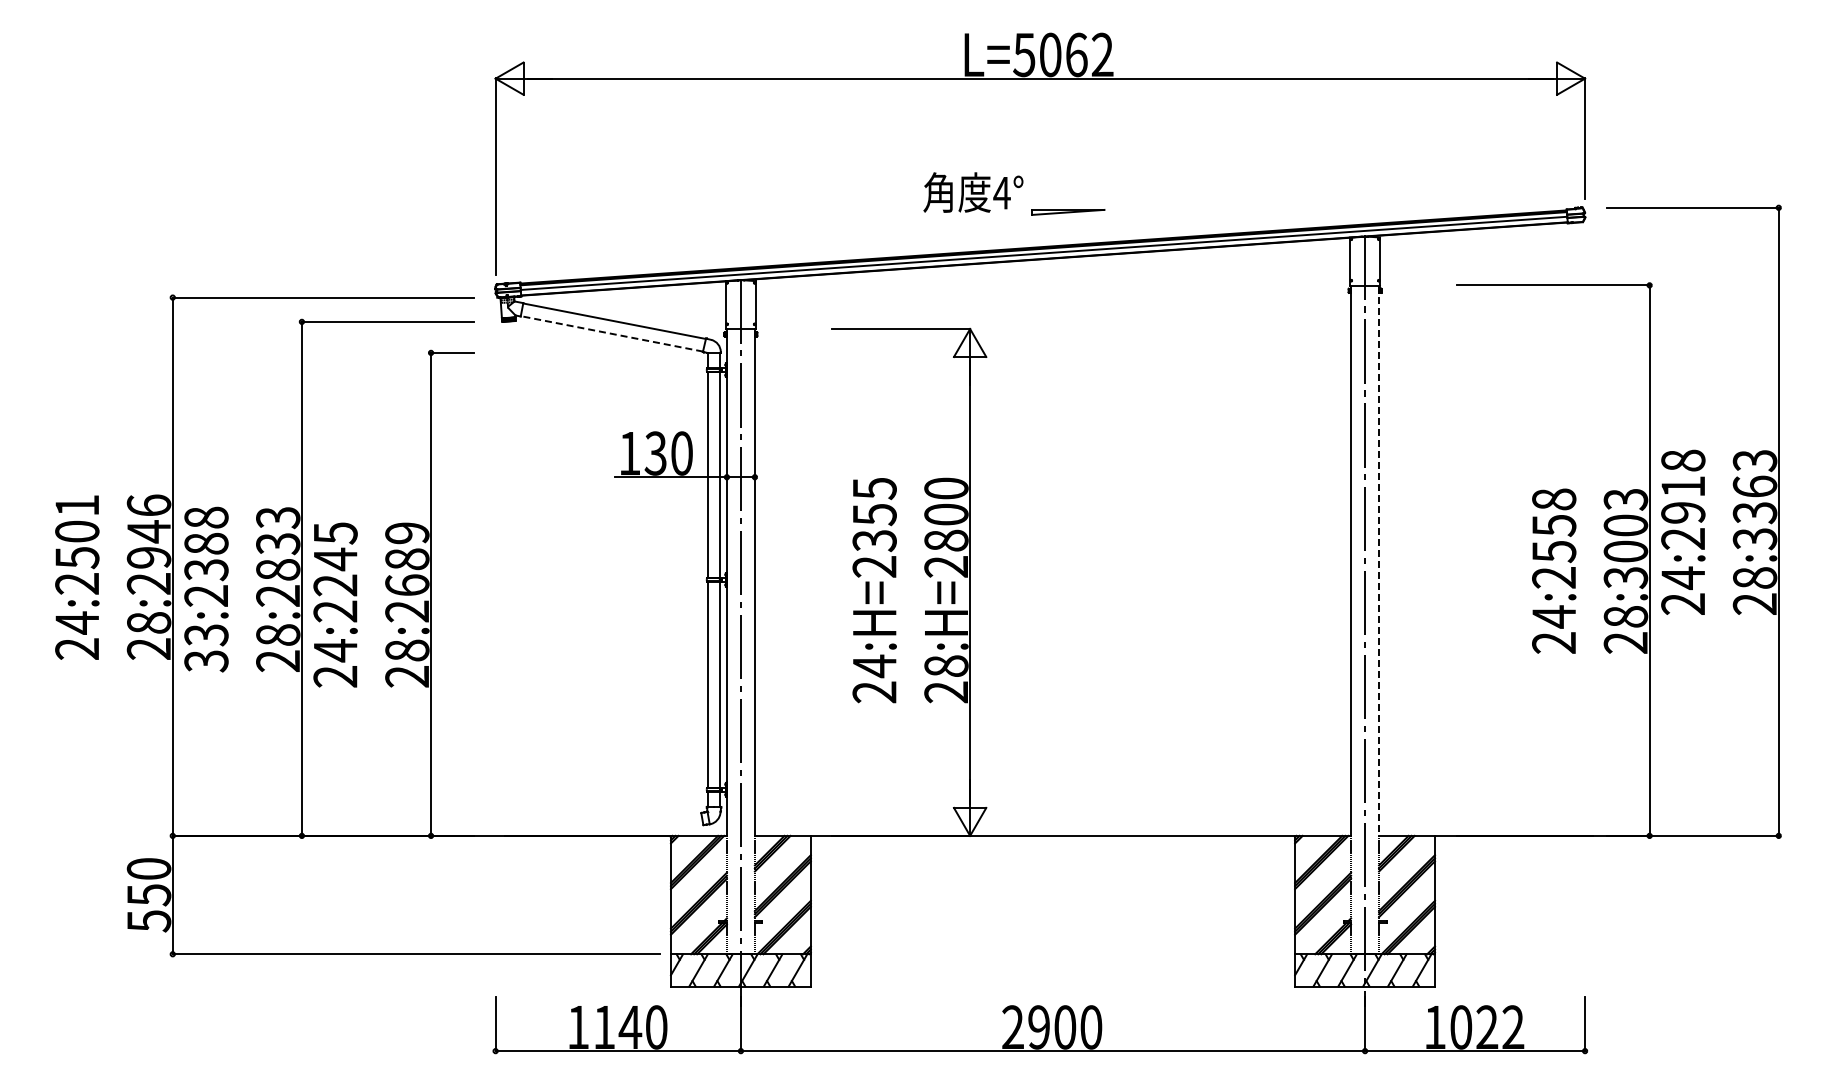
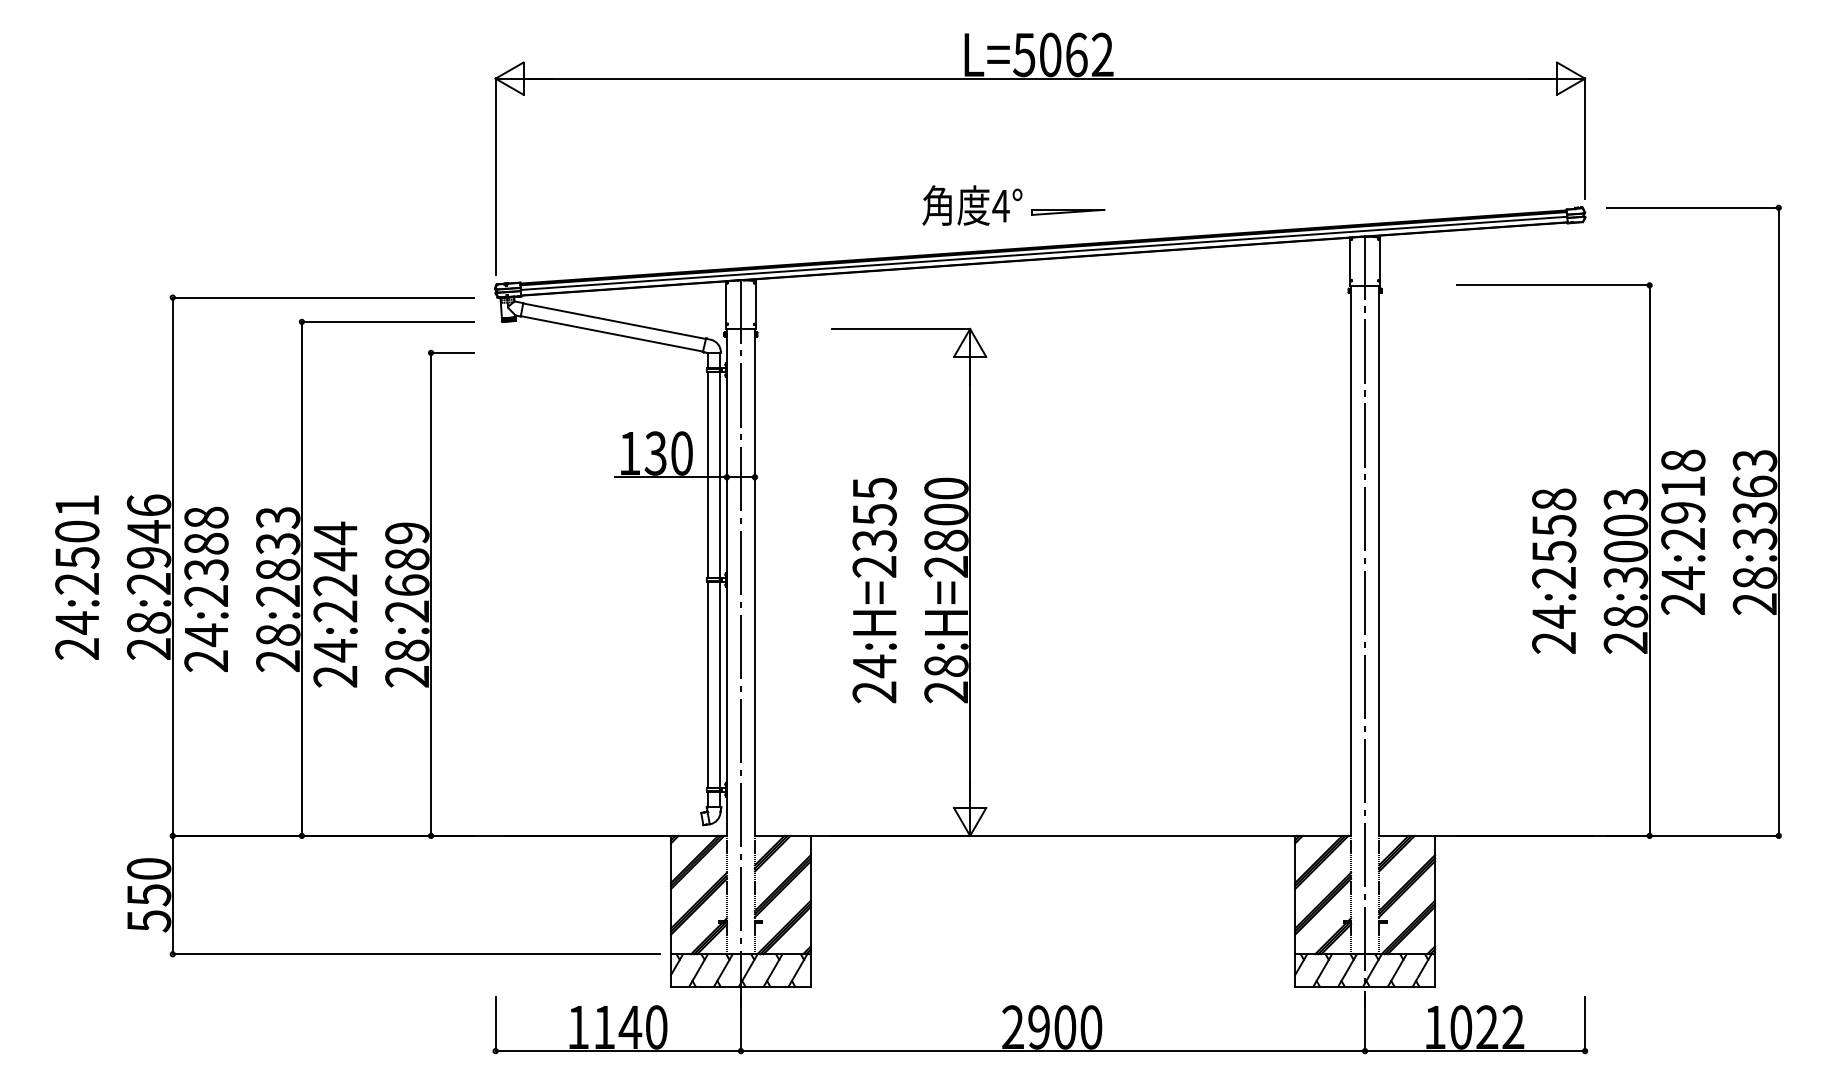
text position: (973, 192) -> (972, 205) (972, 205)
line: dashed -> solid (611, 333)
text: 24:2245 -> 24:2244 (335, 533)
line: dashed -> solid (1379, 561)
text: 33:2388 -> 24:2388 (206, 647)
